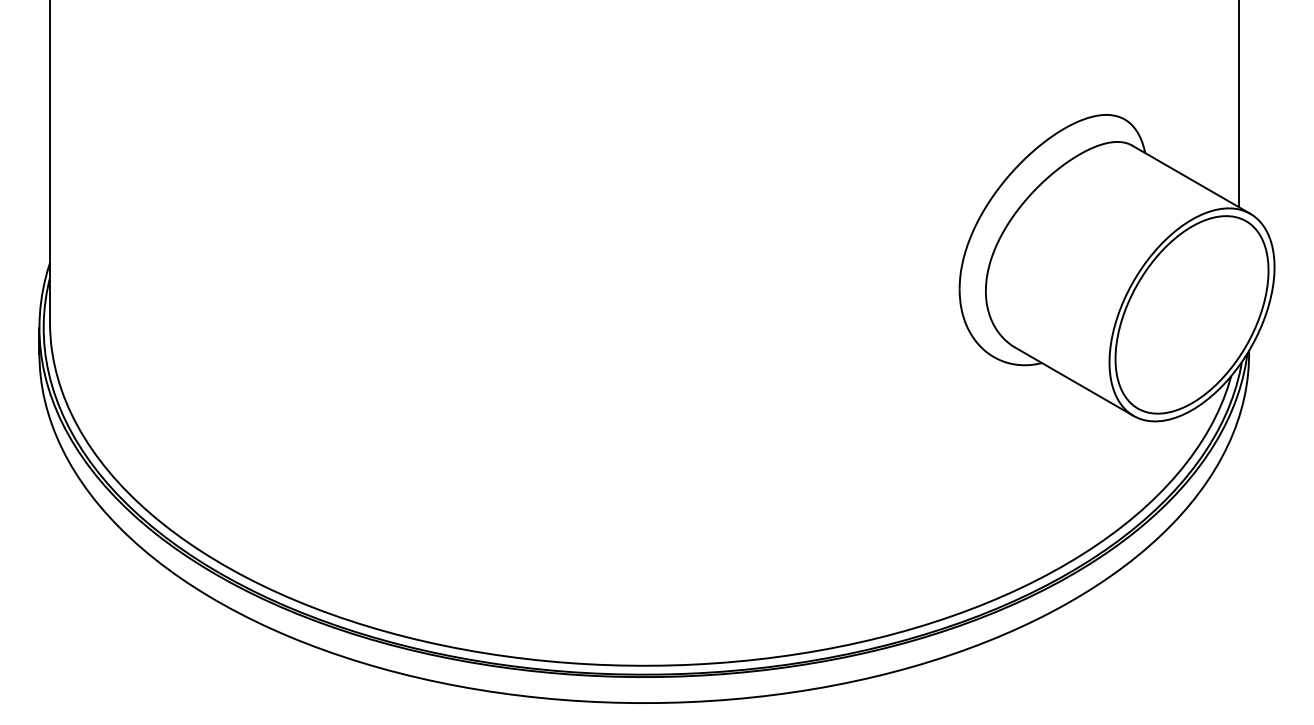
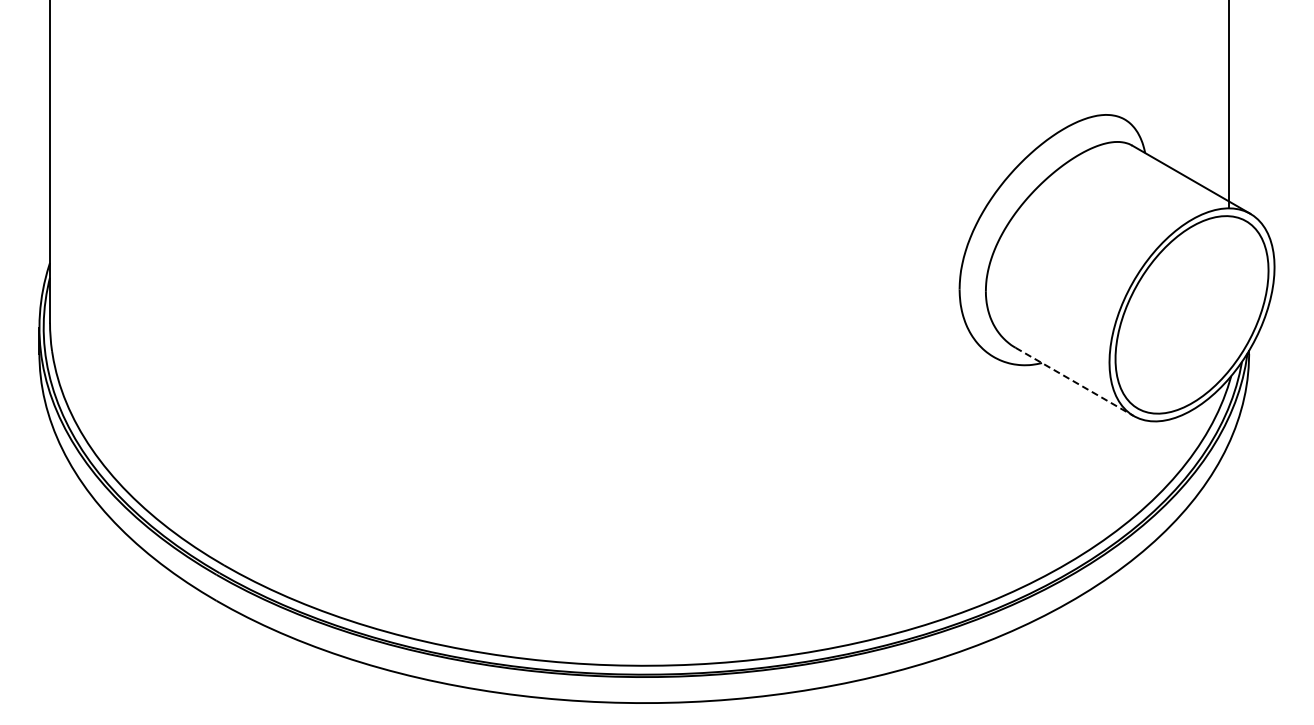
line position: (1238, 104) -> (1228, 104) (1228, 104)
line: solid -> dashed (1075, 382)
